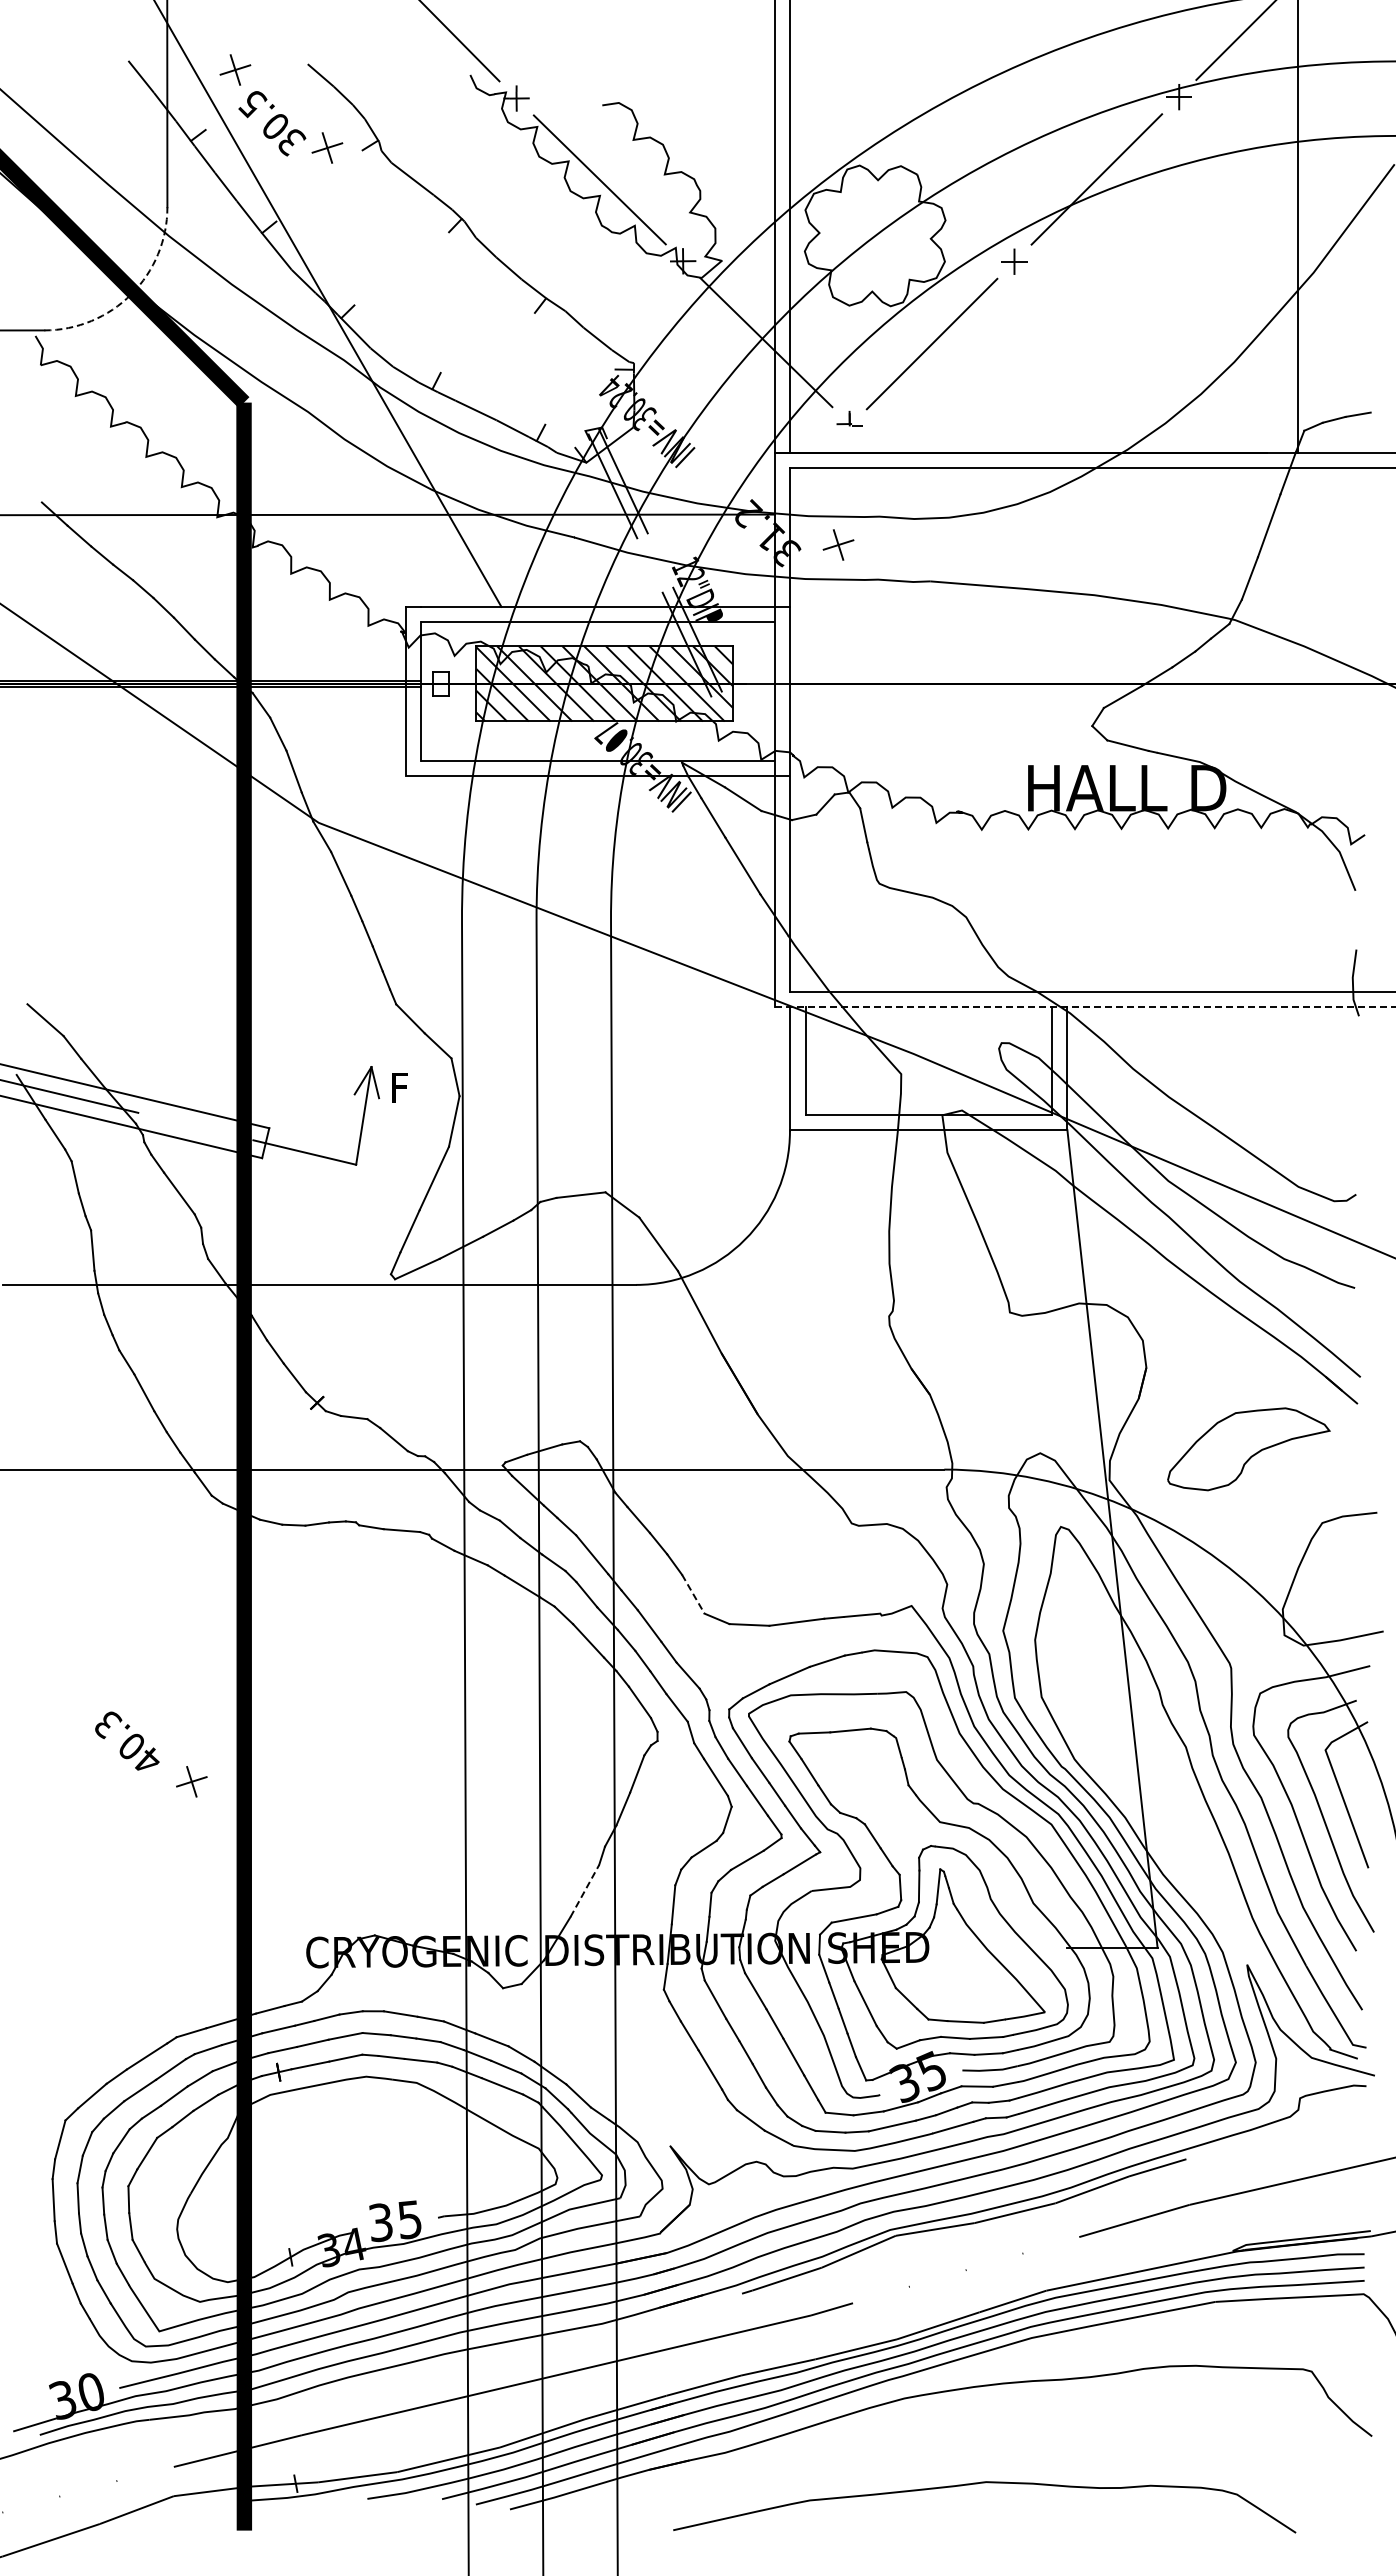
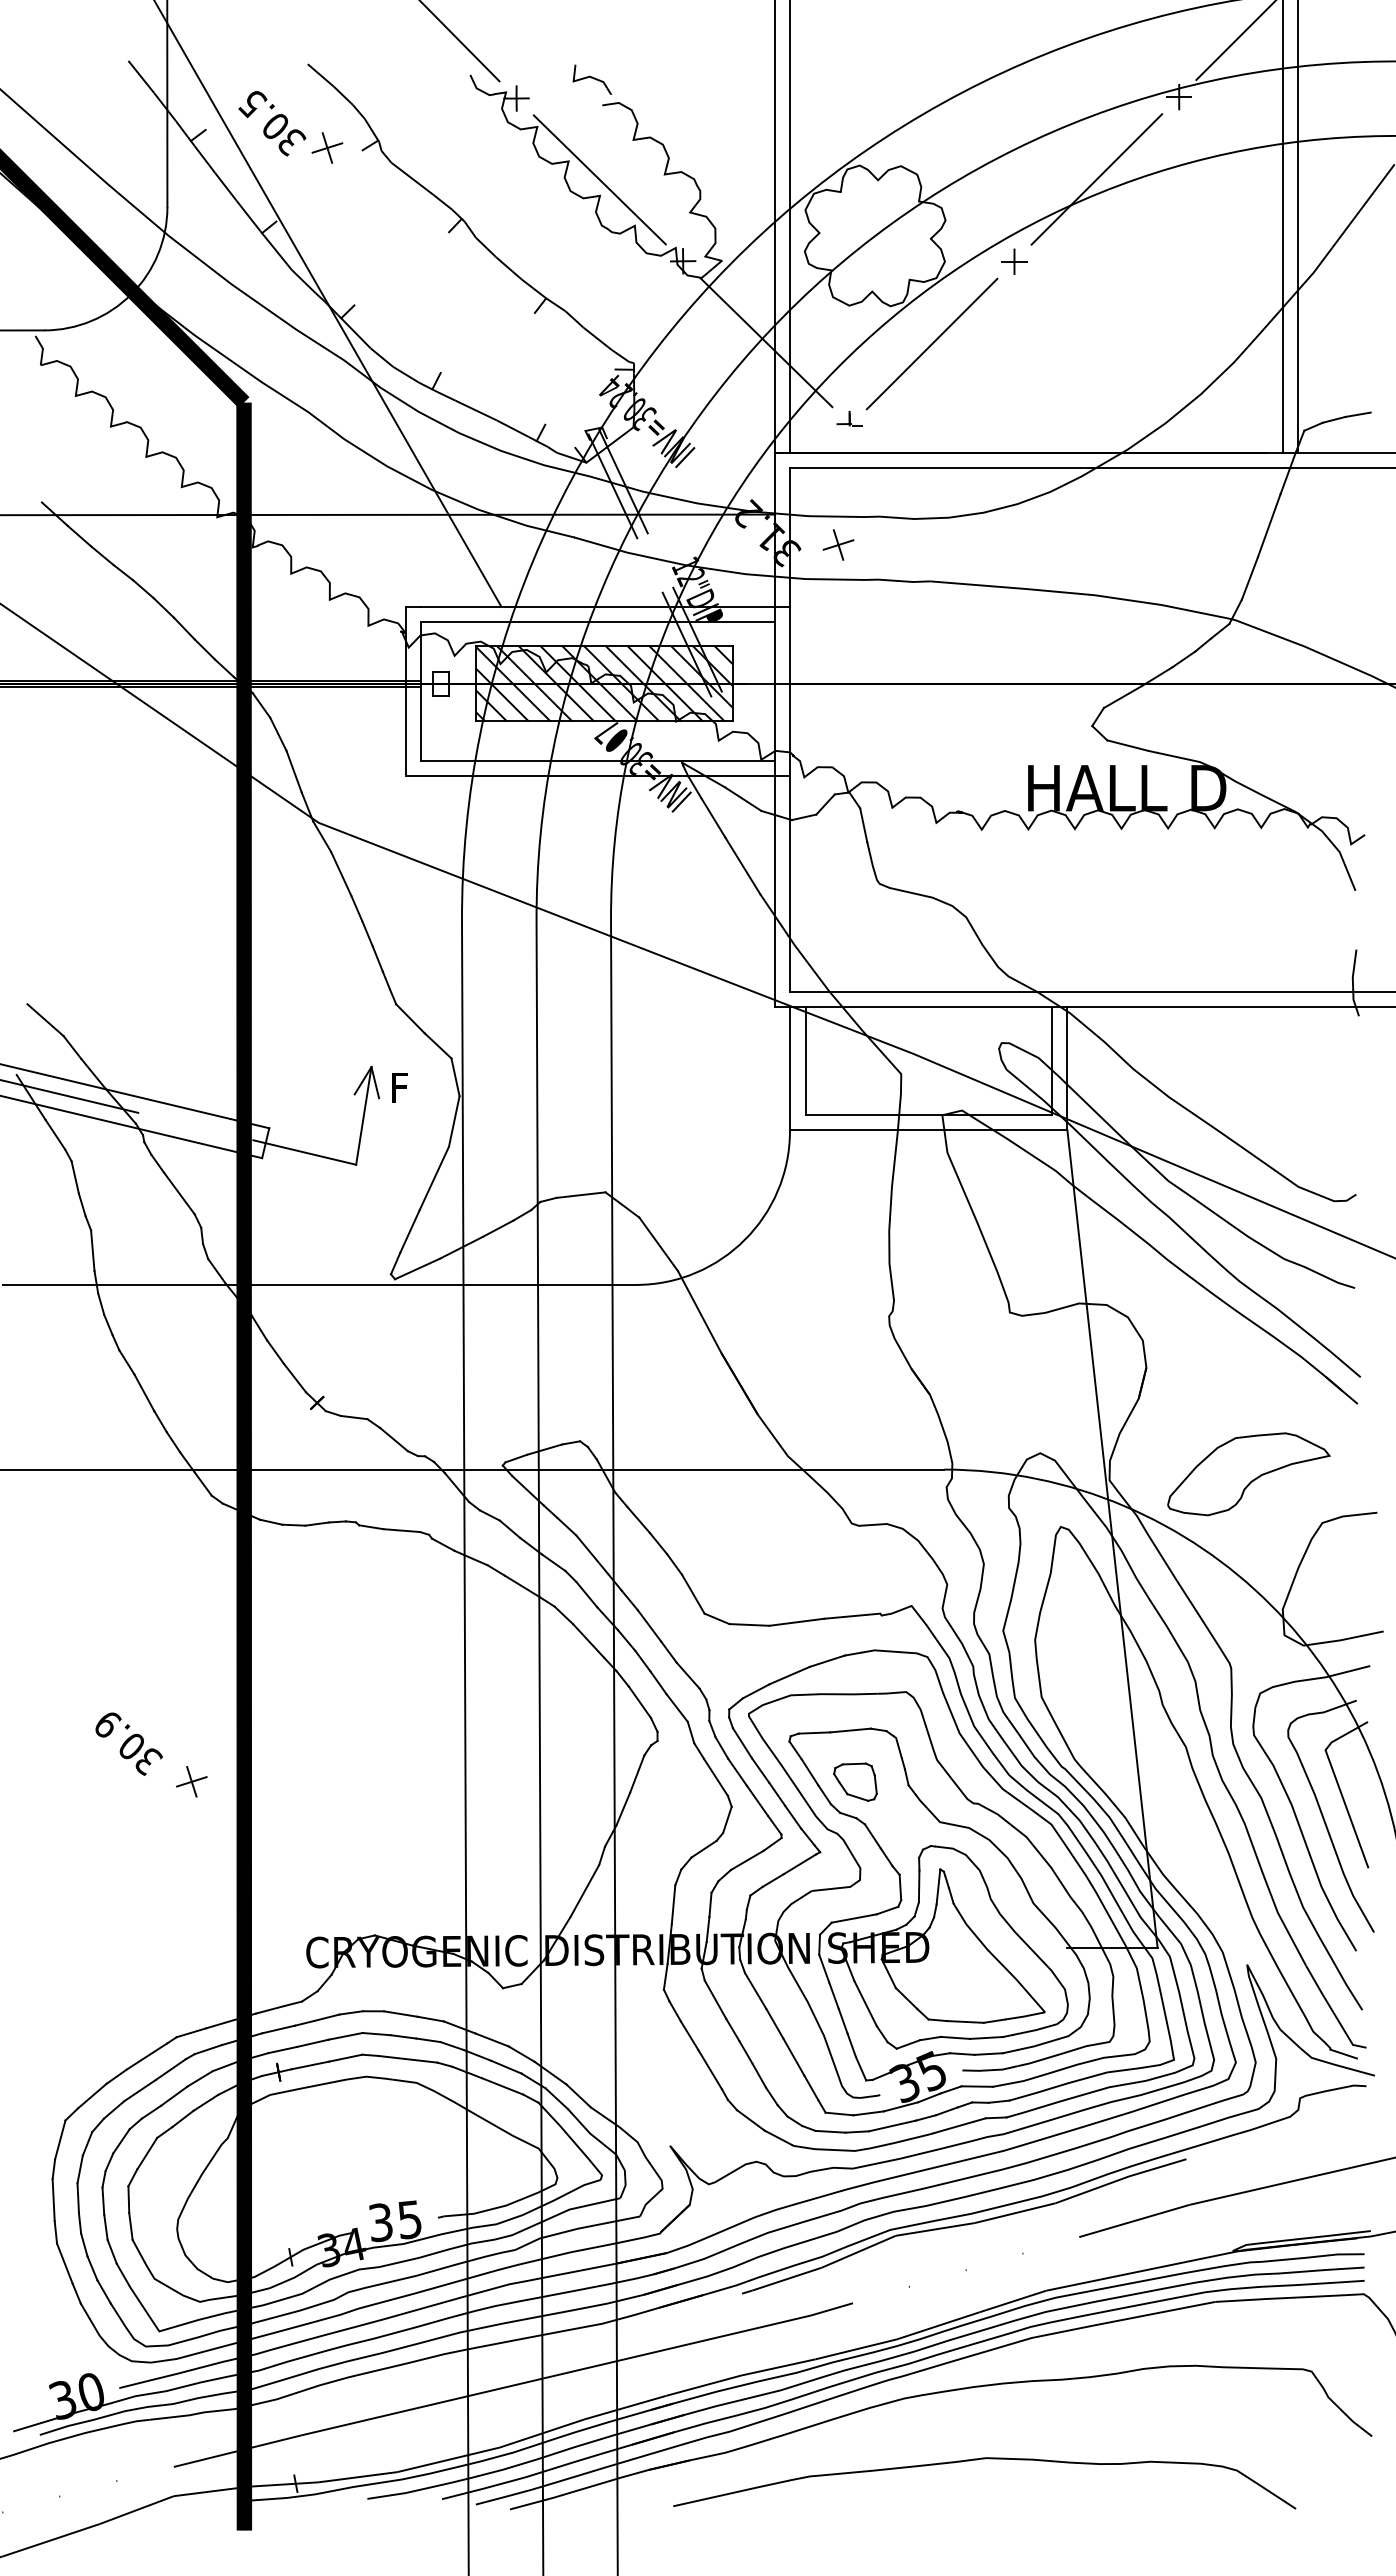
part: present -> none (235, 69)
curve: none -> present (591, 78)
line: none -> present (1282, 227)
arc: dashed -> solid (131, 294)
line: dashed -> solid (1085, 1007)
part position: (1248, 1449) -> (1248, 1474) (1248, 1474)
line: dashed -> solid (693, 1594)
text: 40.3 -> 30.9 (128, 1743)
part: none -> present (855, 1781)
line: dashed -> solid (584, 1891)
curve position: (984, 2483) -> (984, 2459) (984, 2459)
